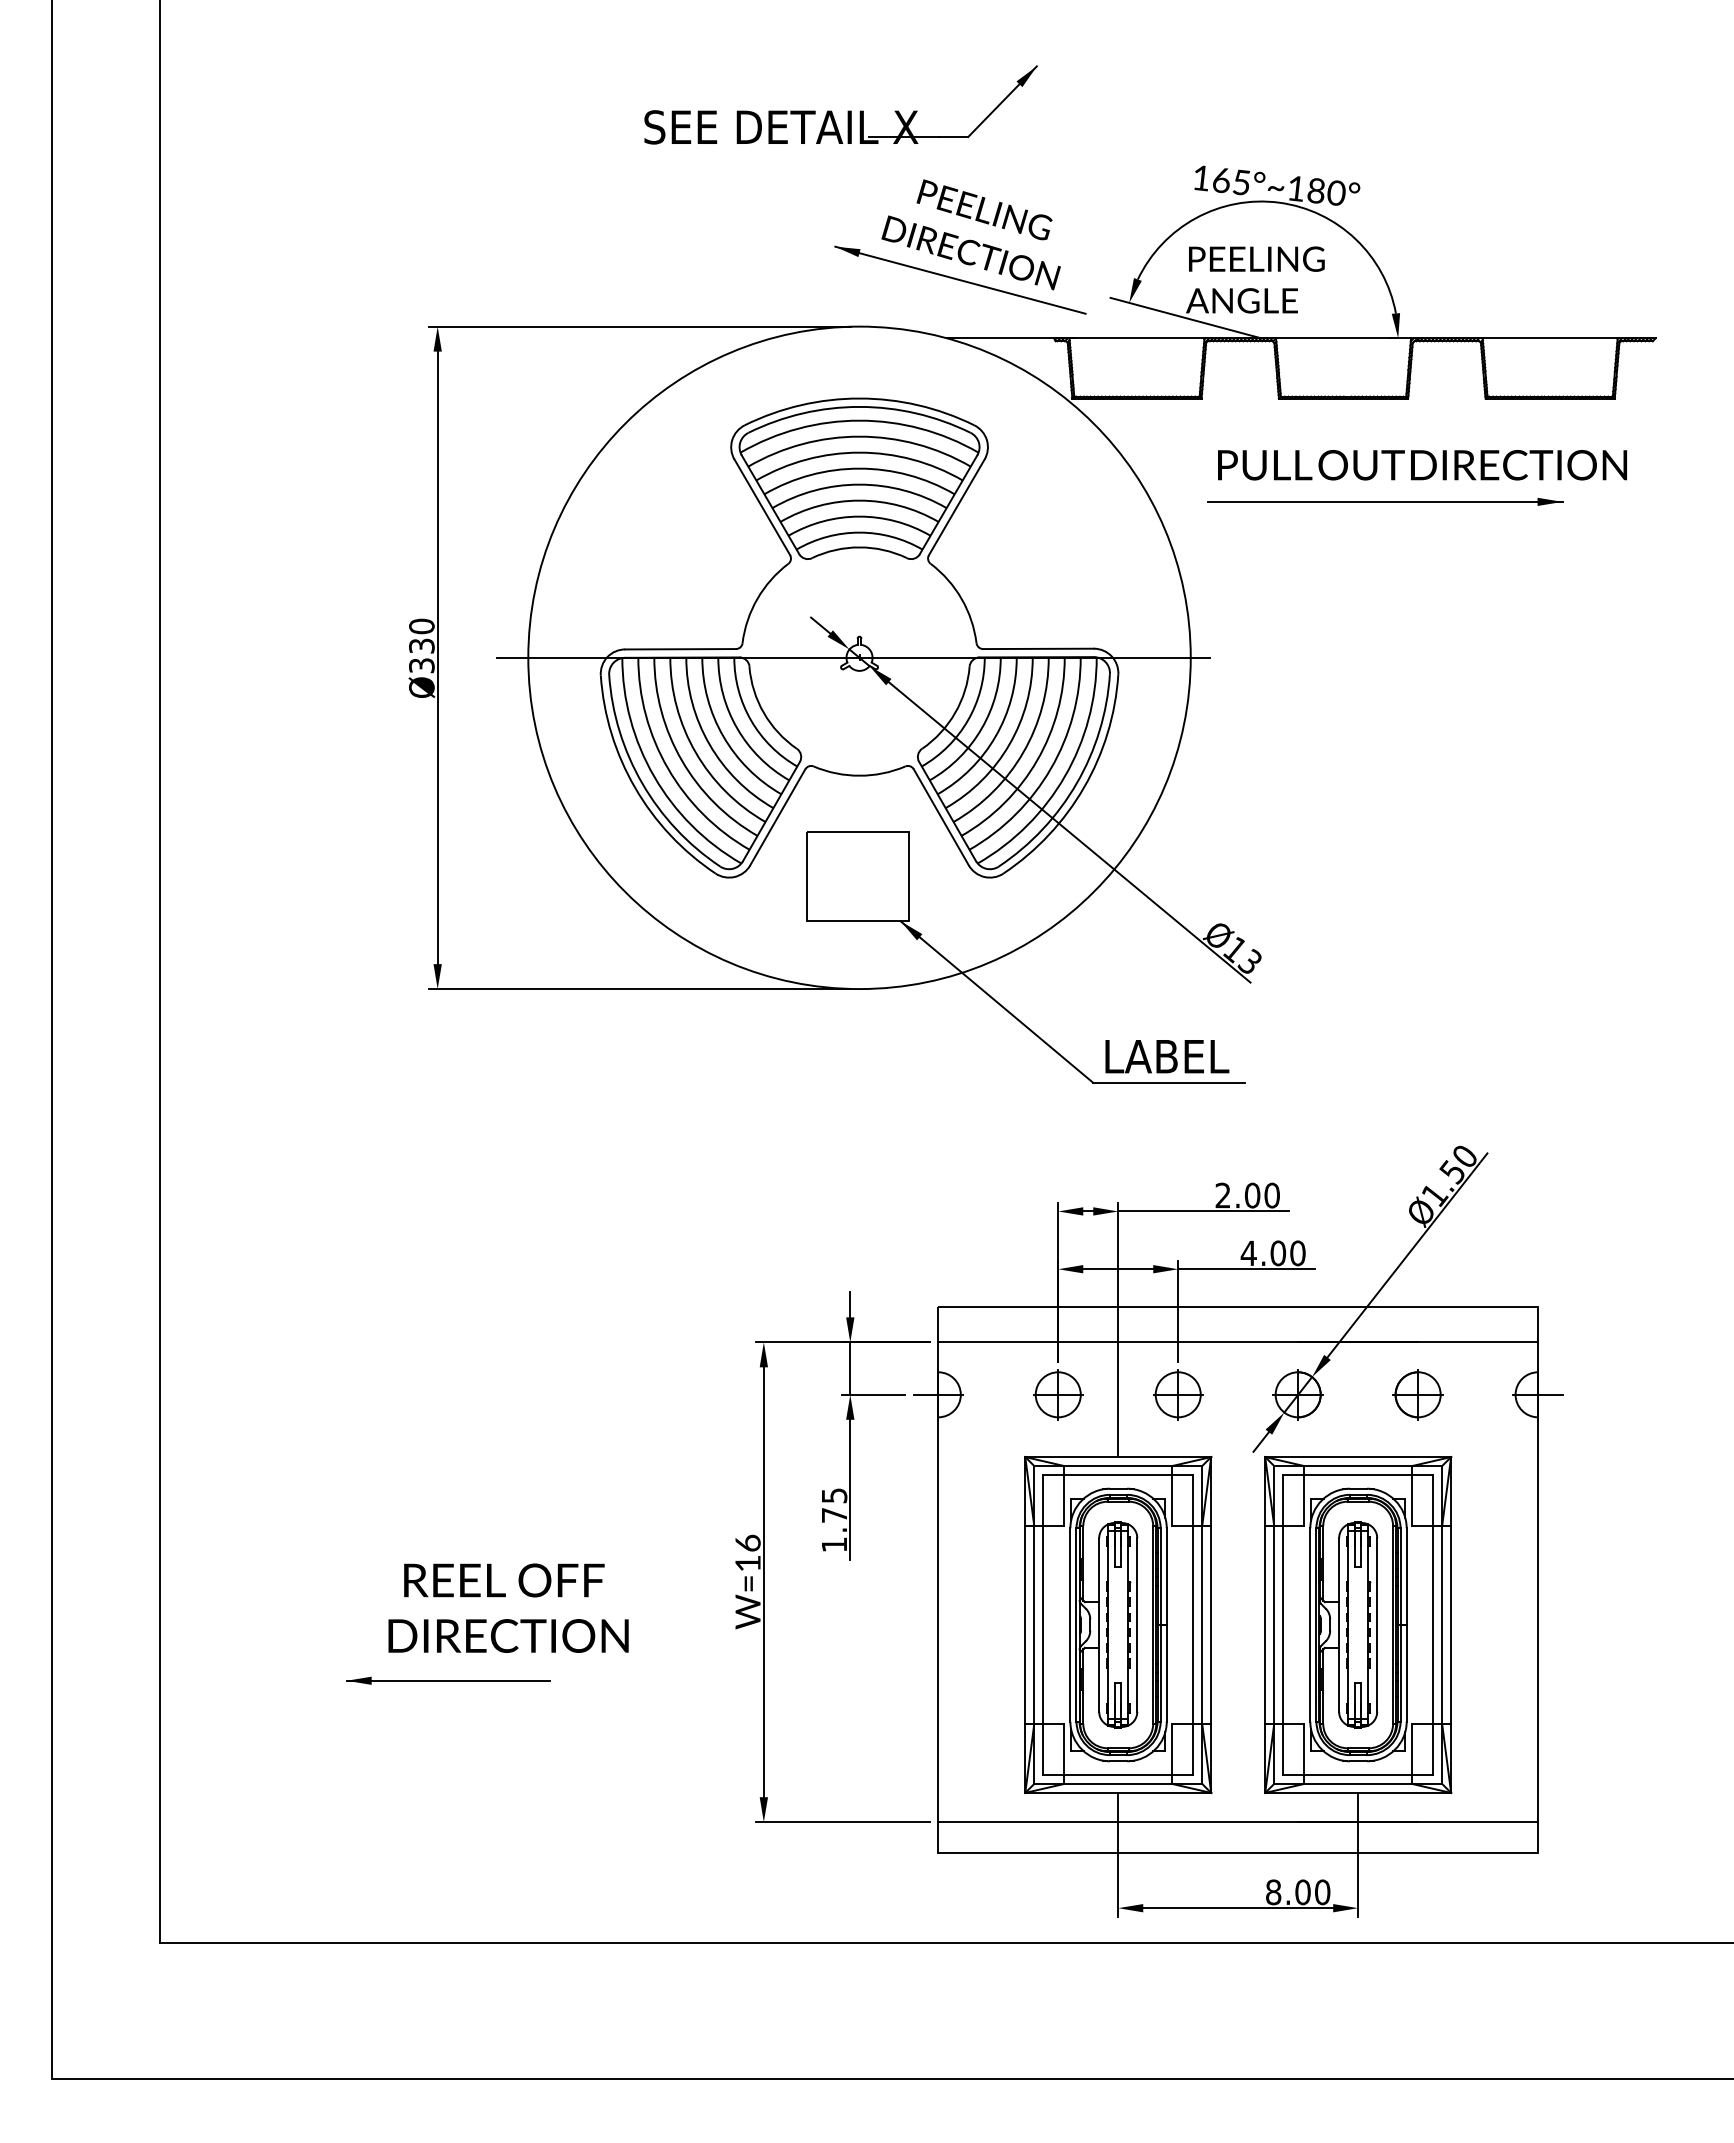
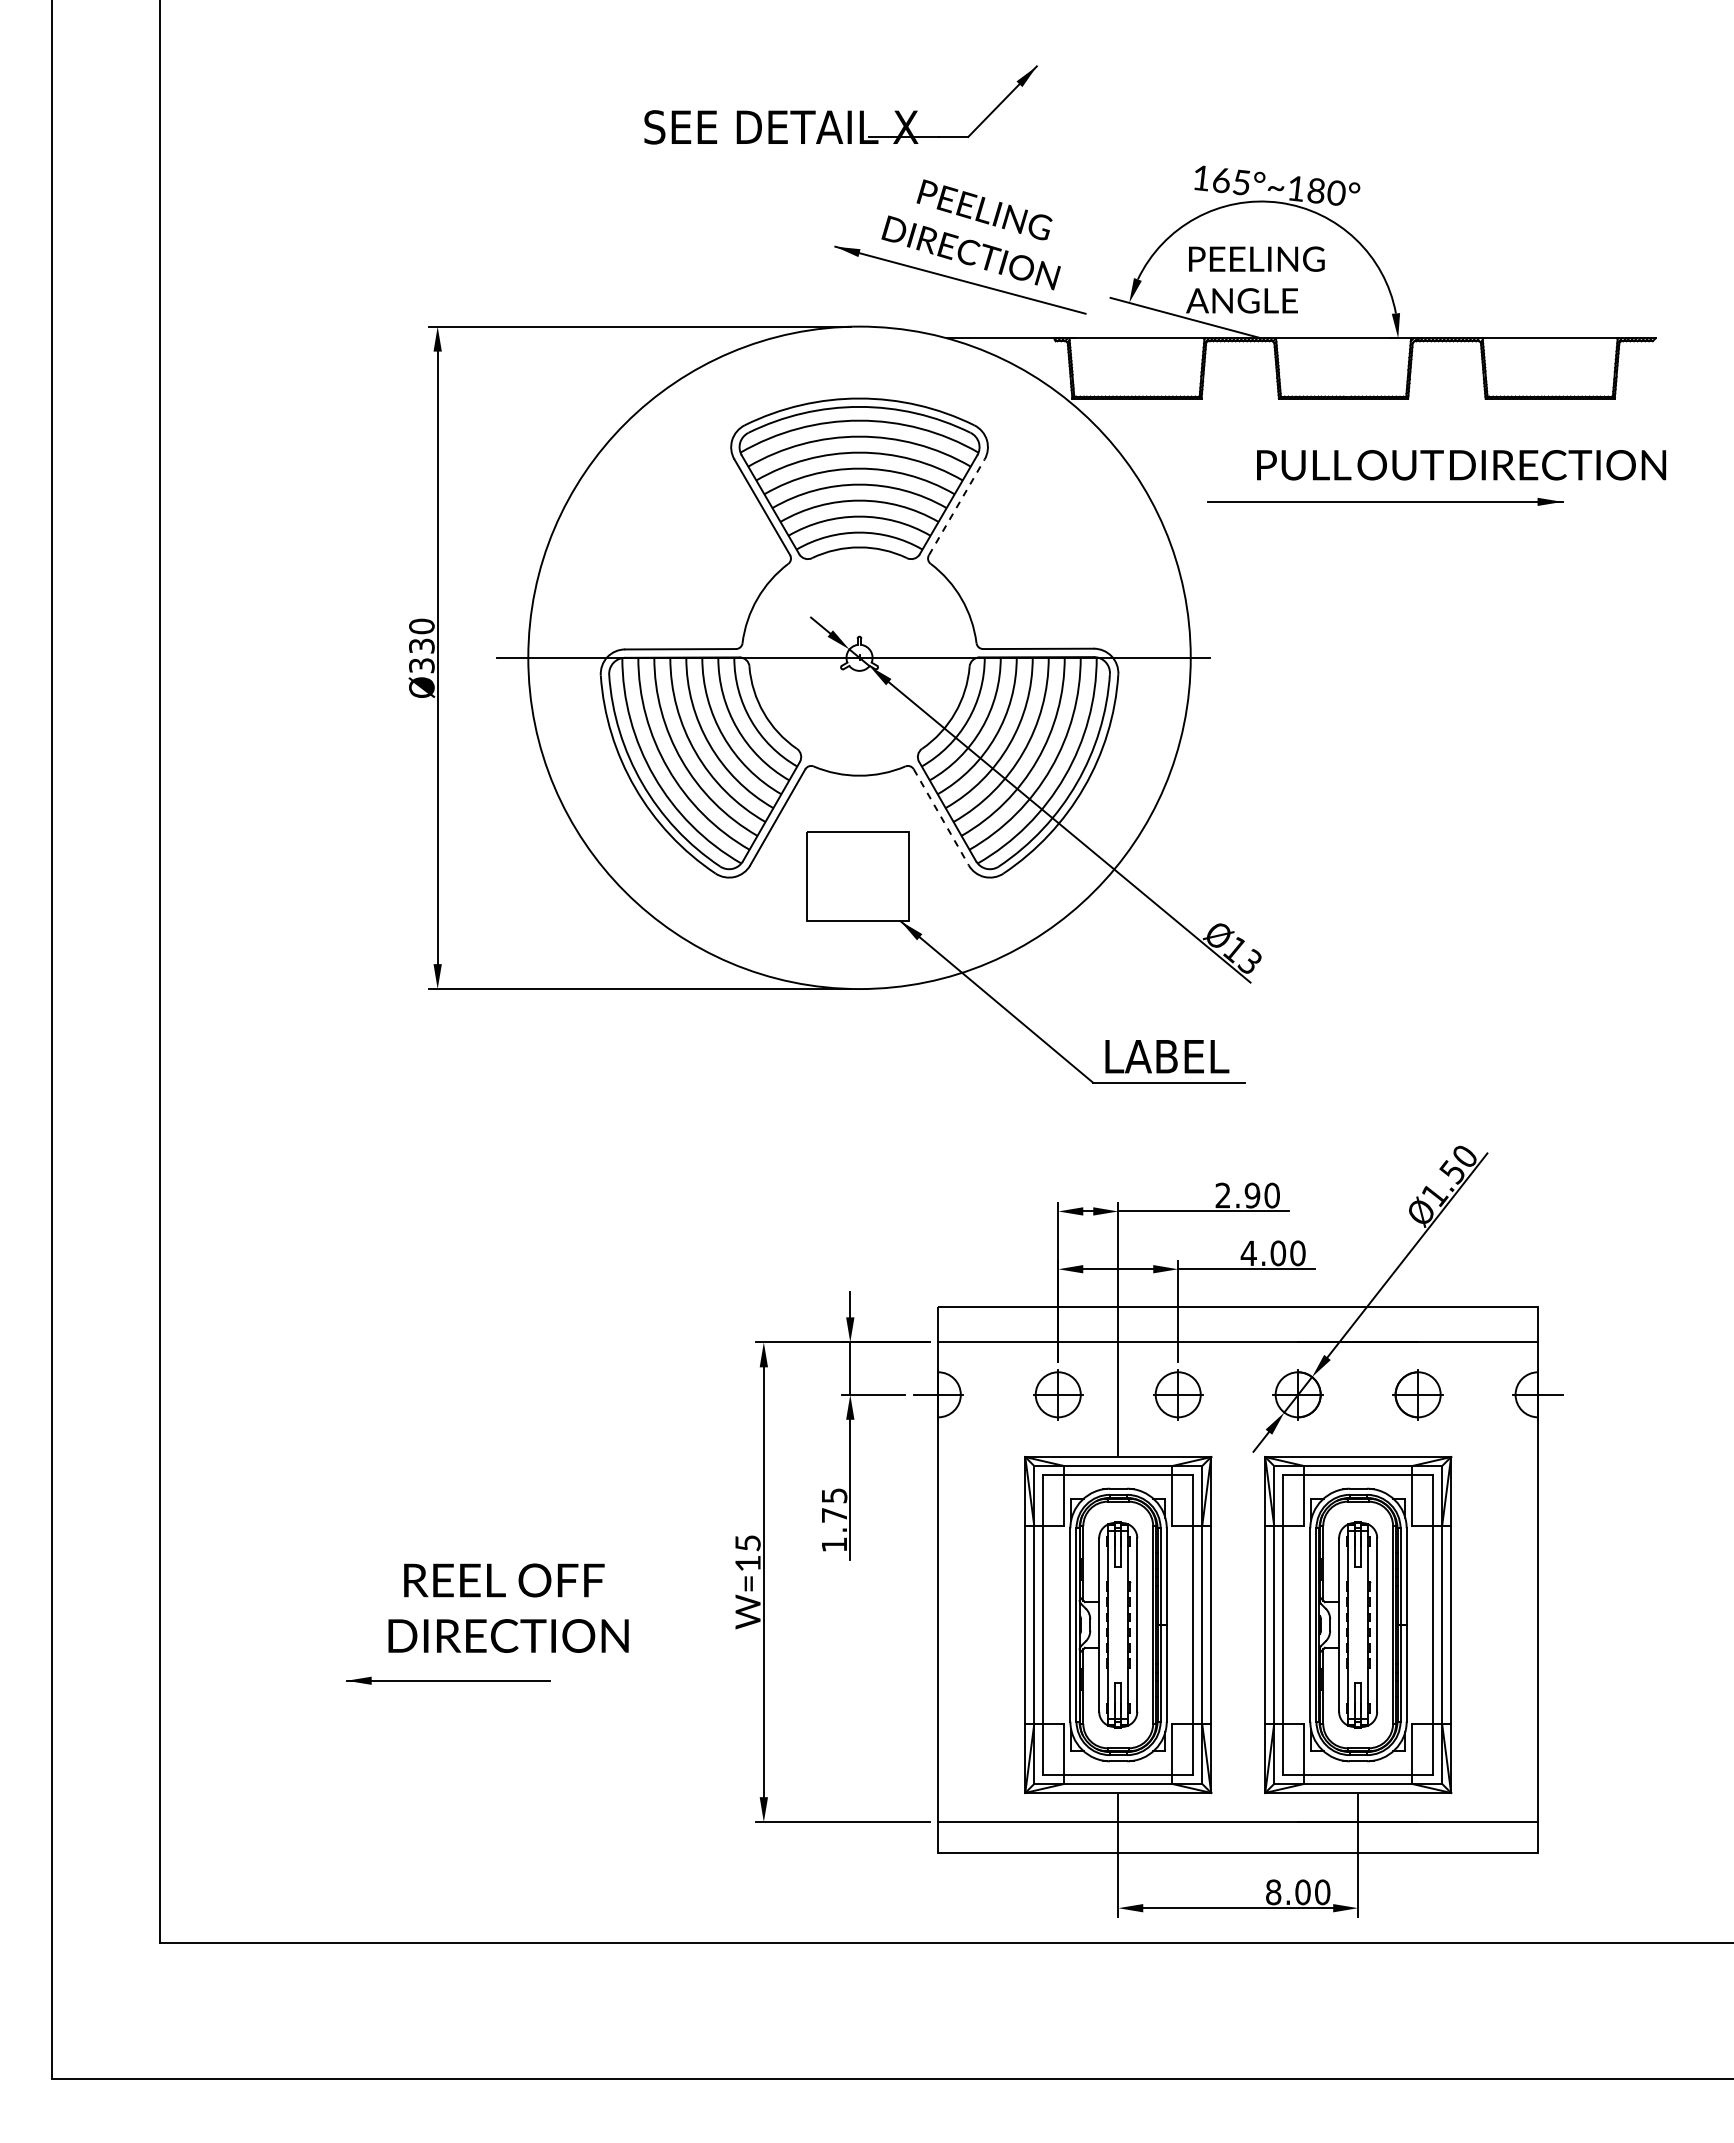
text position: (1422, 465) -> (1461, 465) (1461, 465)
line: solid -> dashed (957, 506)
line: solid -> dashed (941, 817)
text: 2.00 -> 2.90 (1252, 1195)
text: W=16 -> W=15 (747, 1542)
